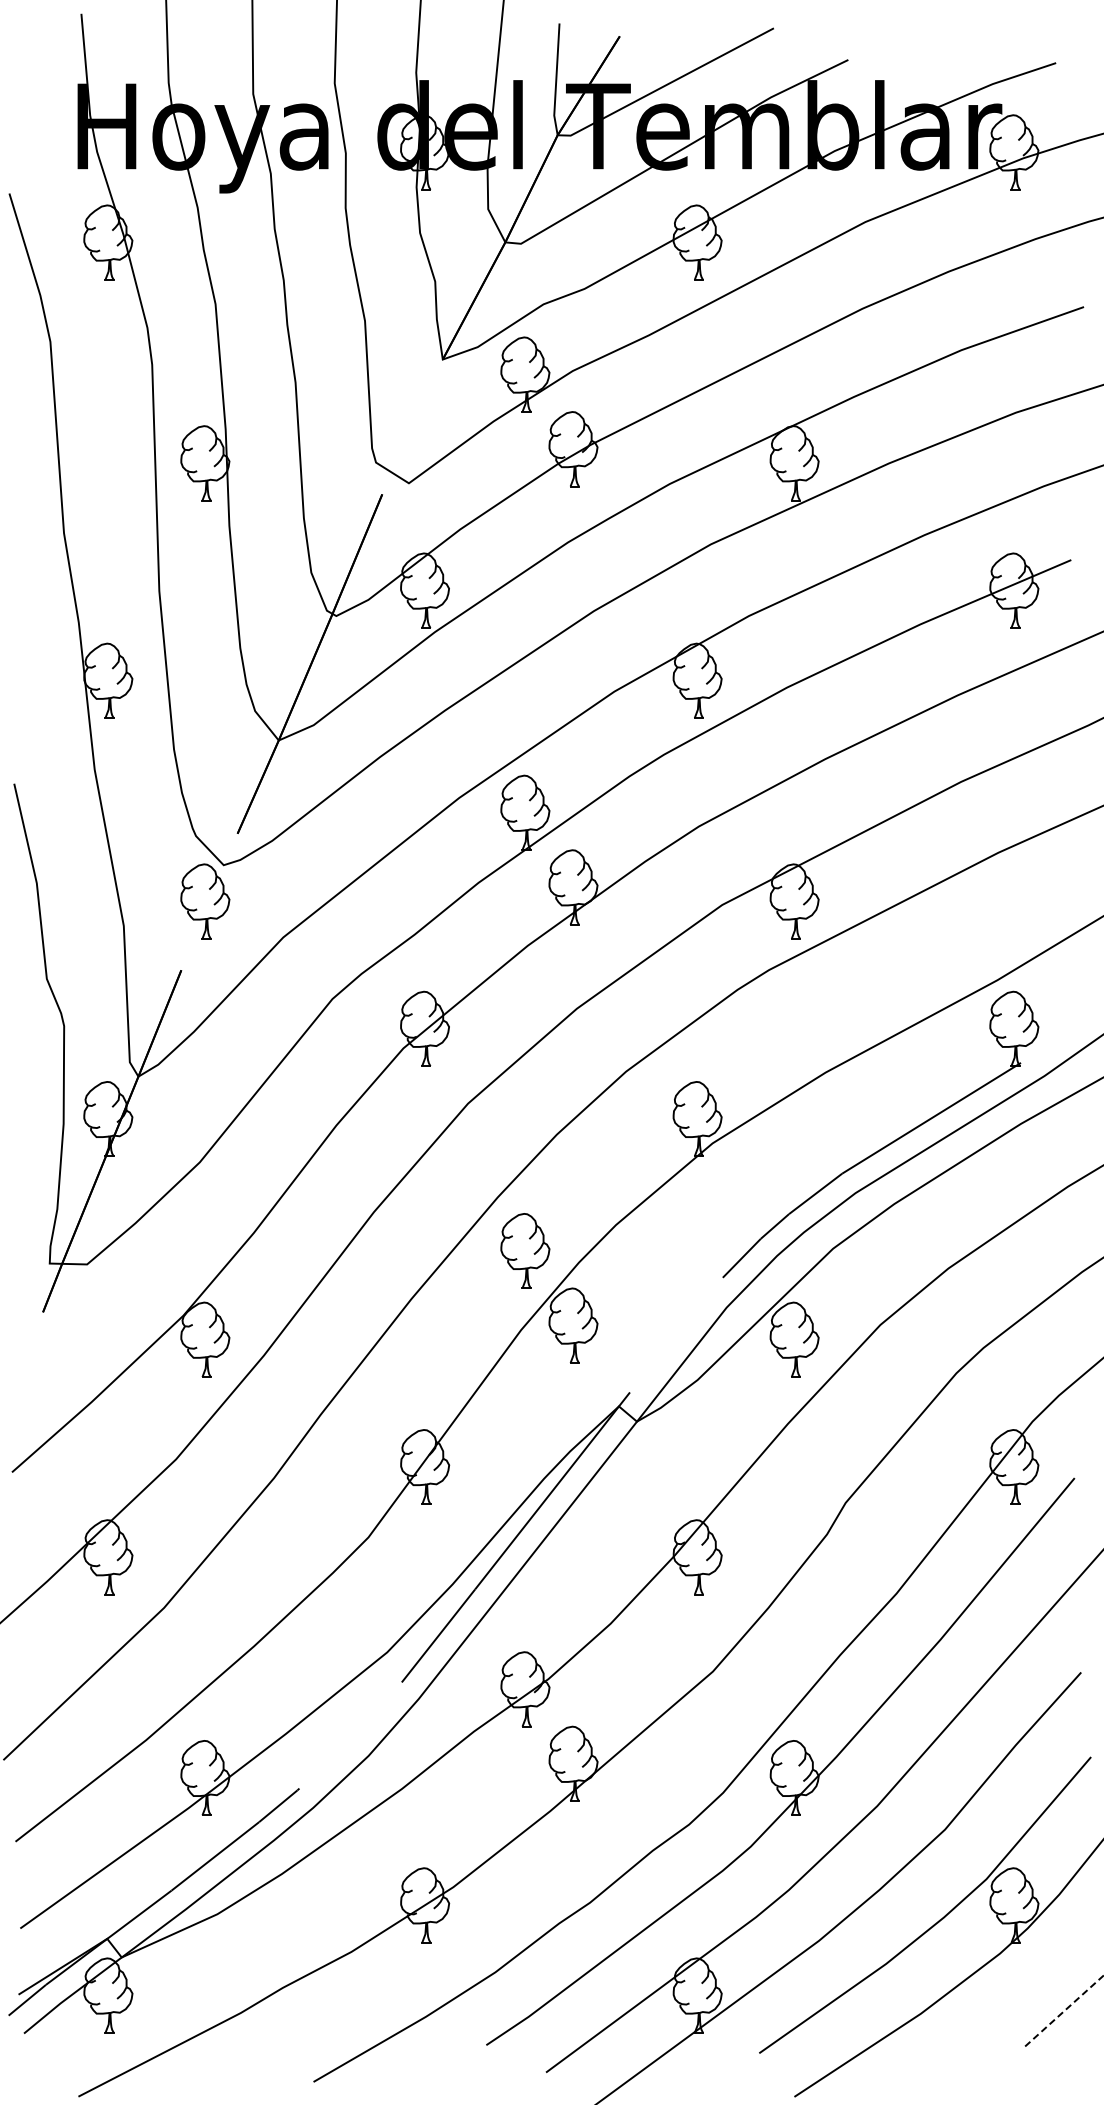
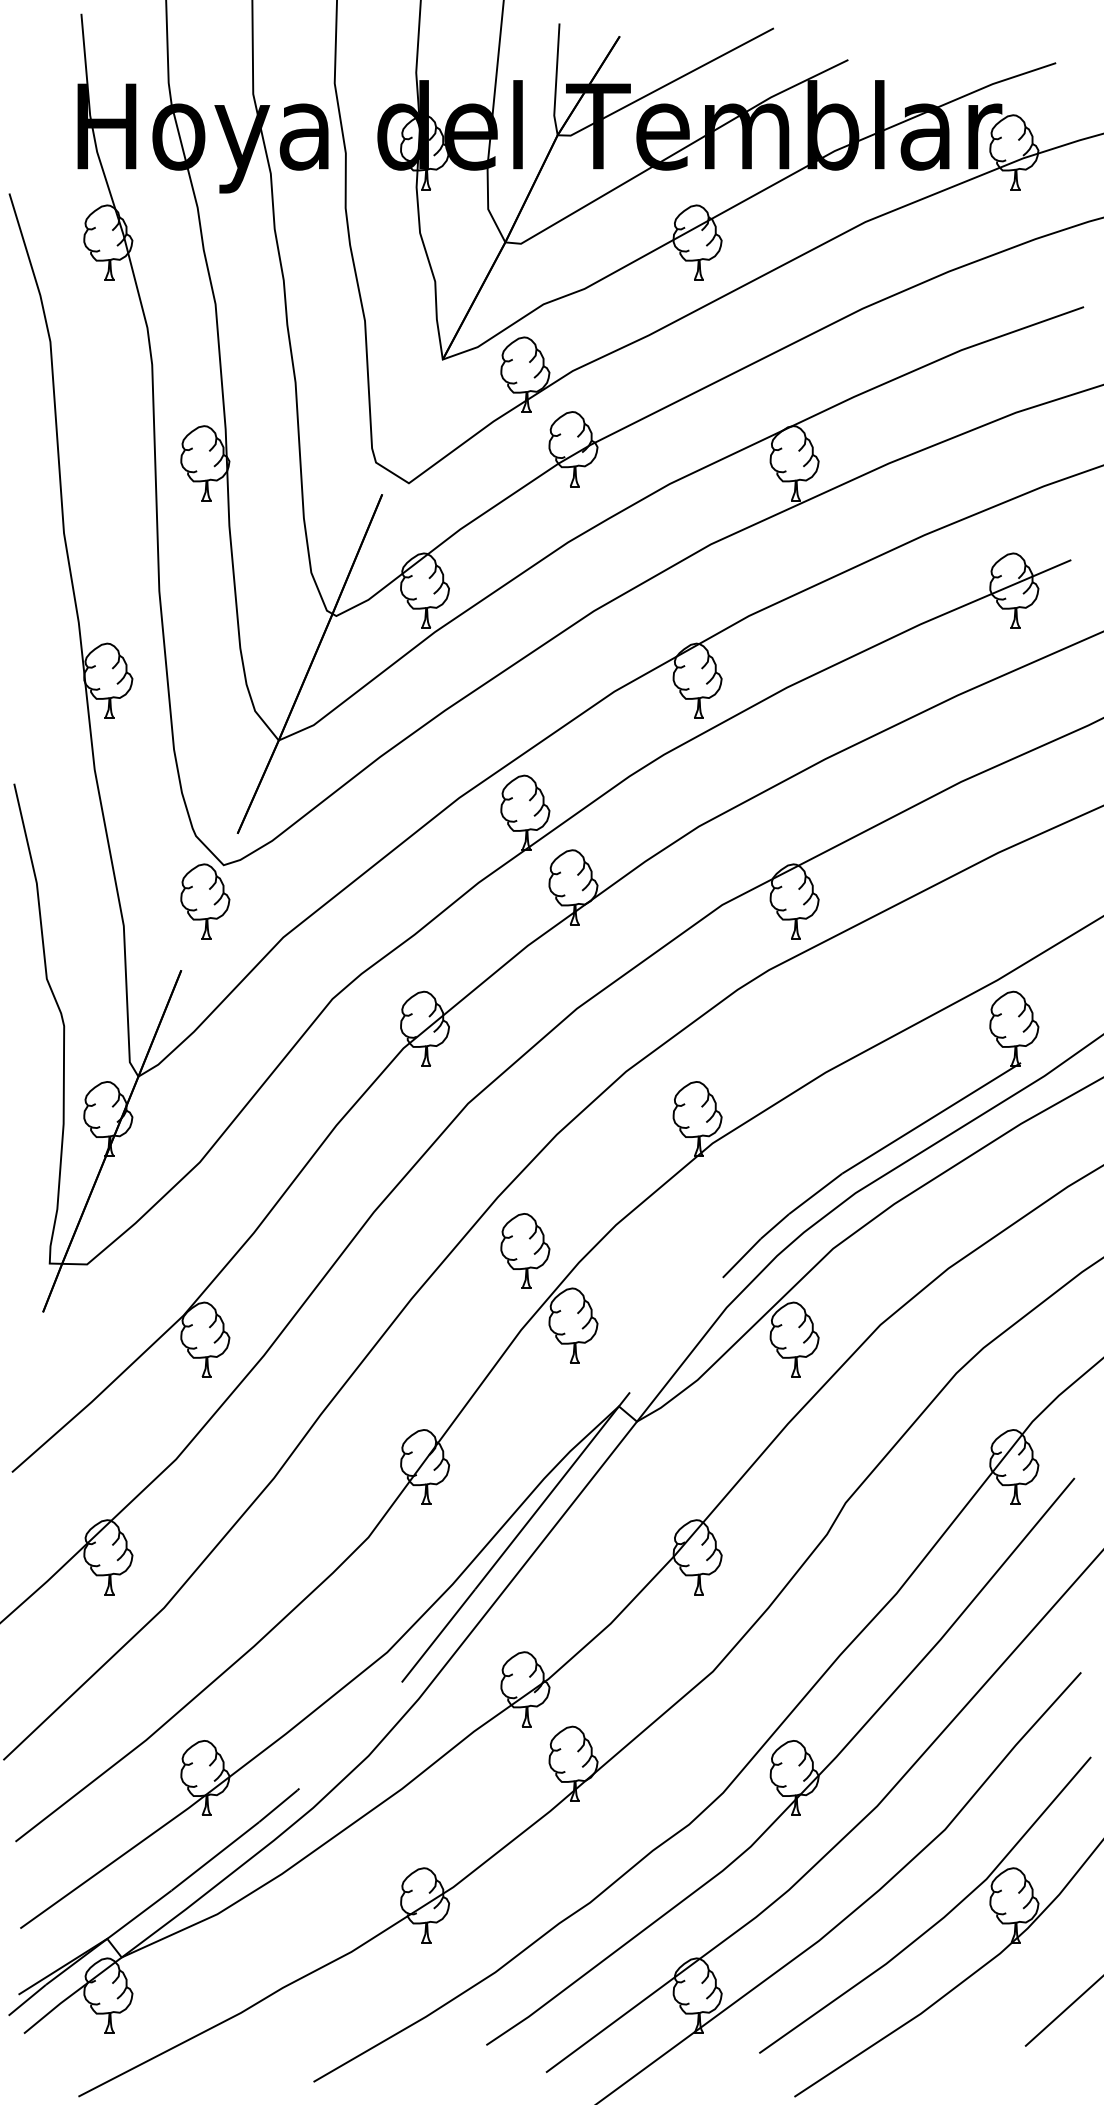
line: dashed -> solid (1064, 2011)
